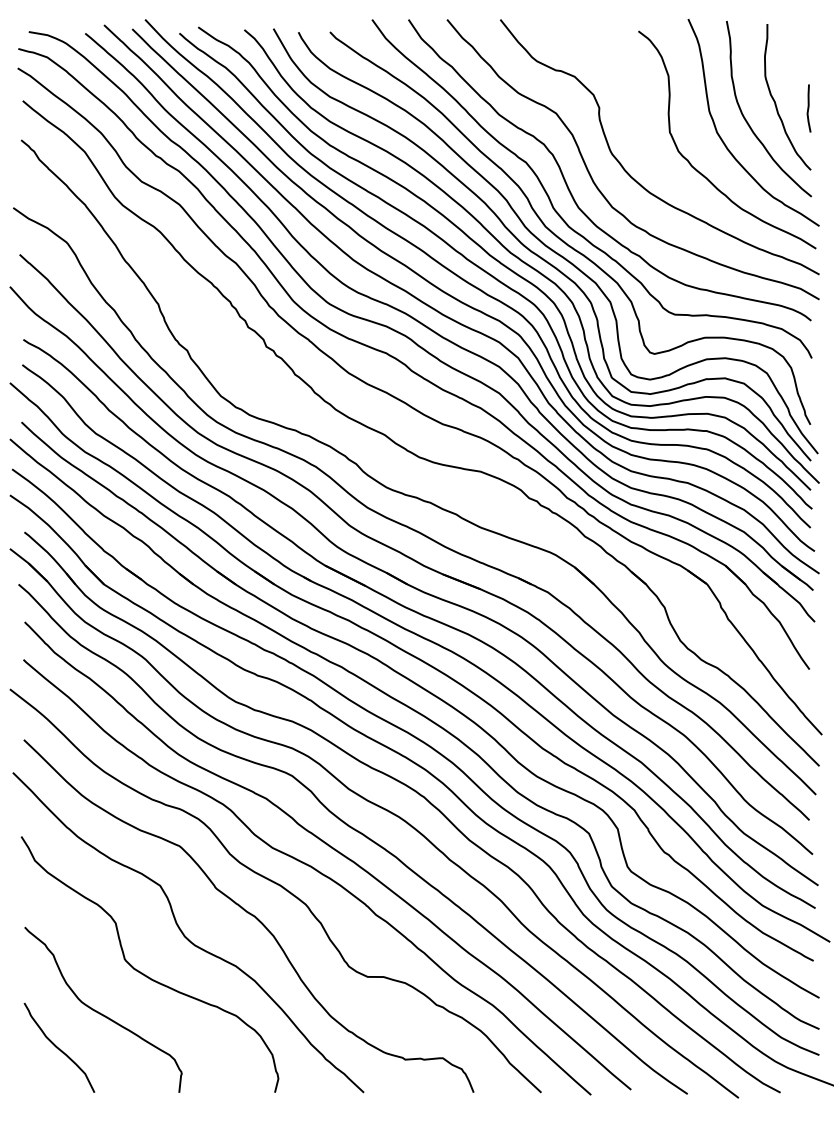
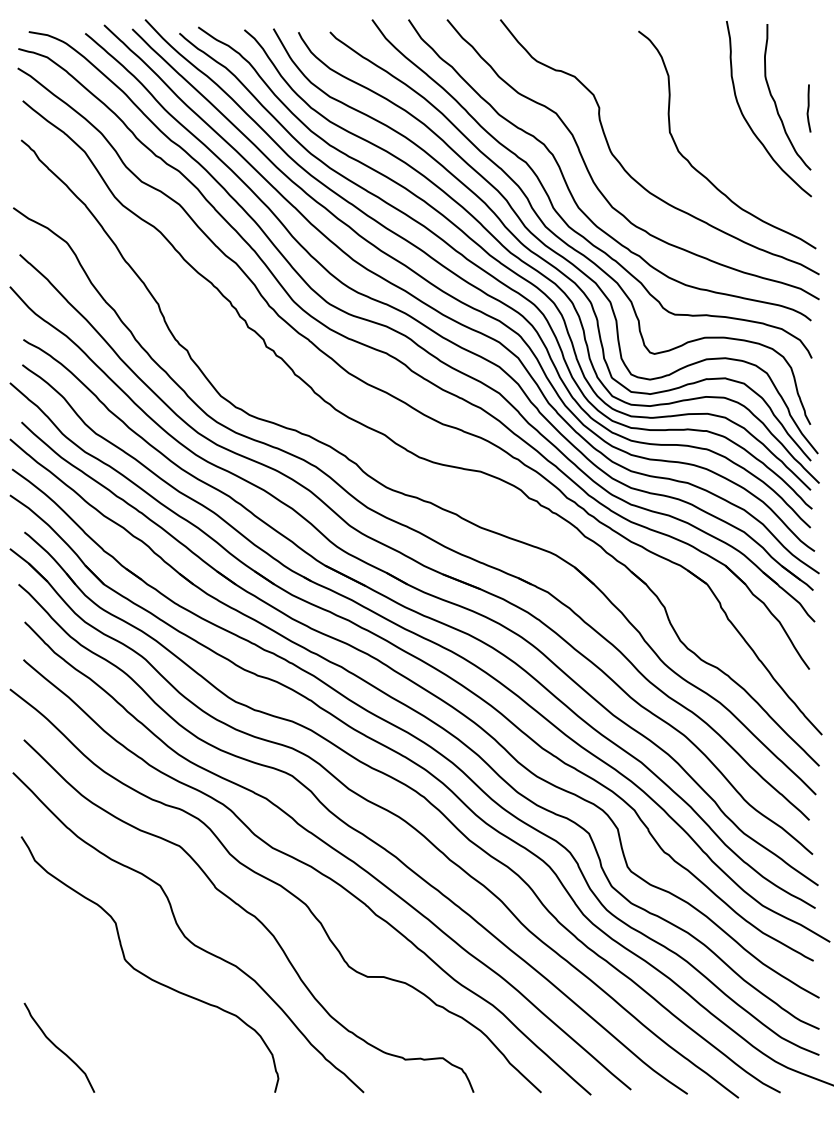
curve: present -> none (723, 140)
curve: present -> none (102, 1013)
